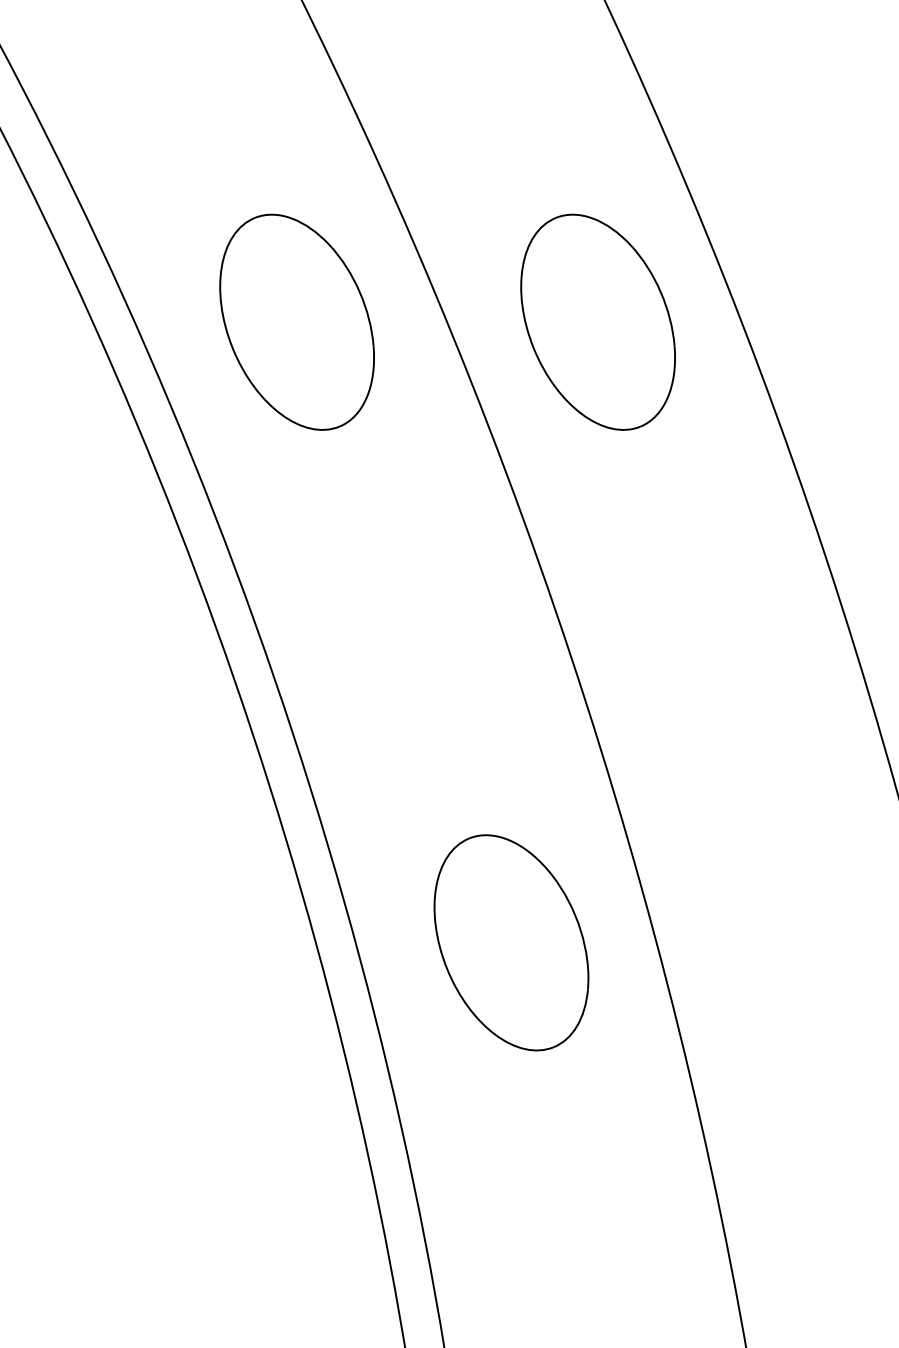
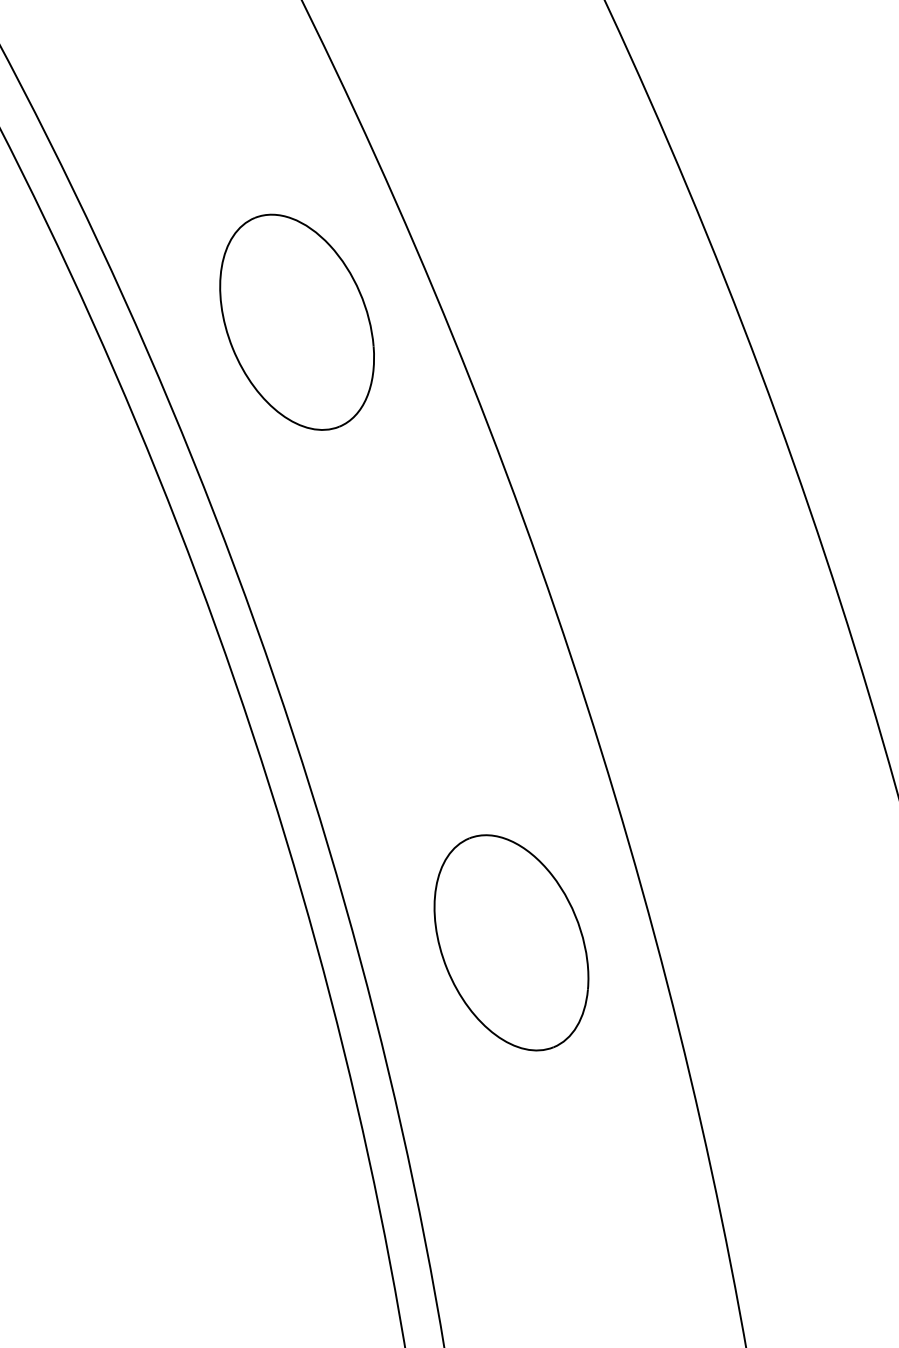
part: present -> none (597, 321)
